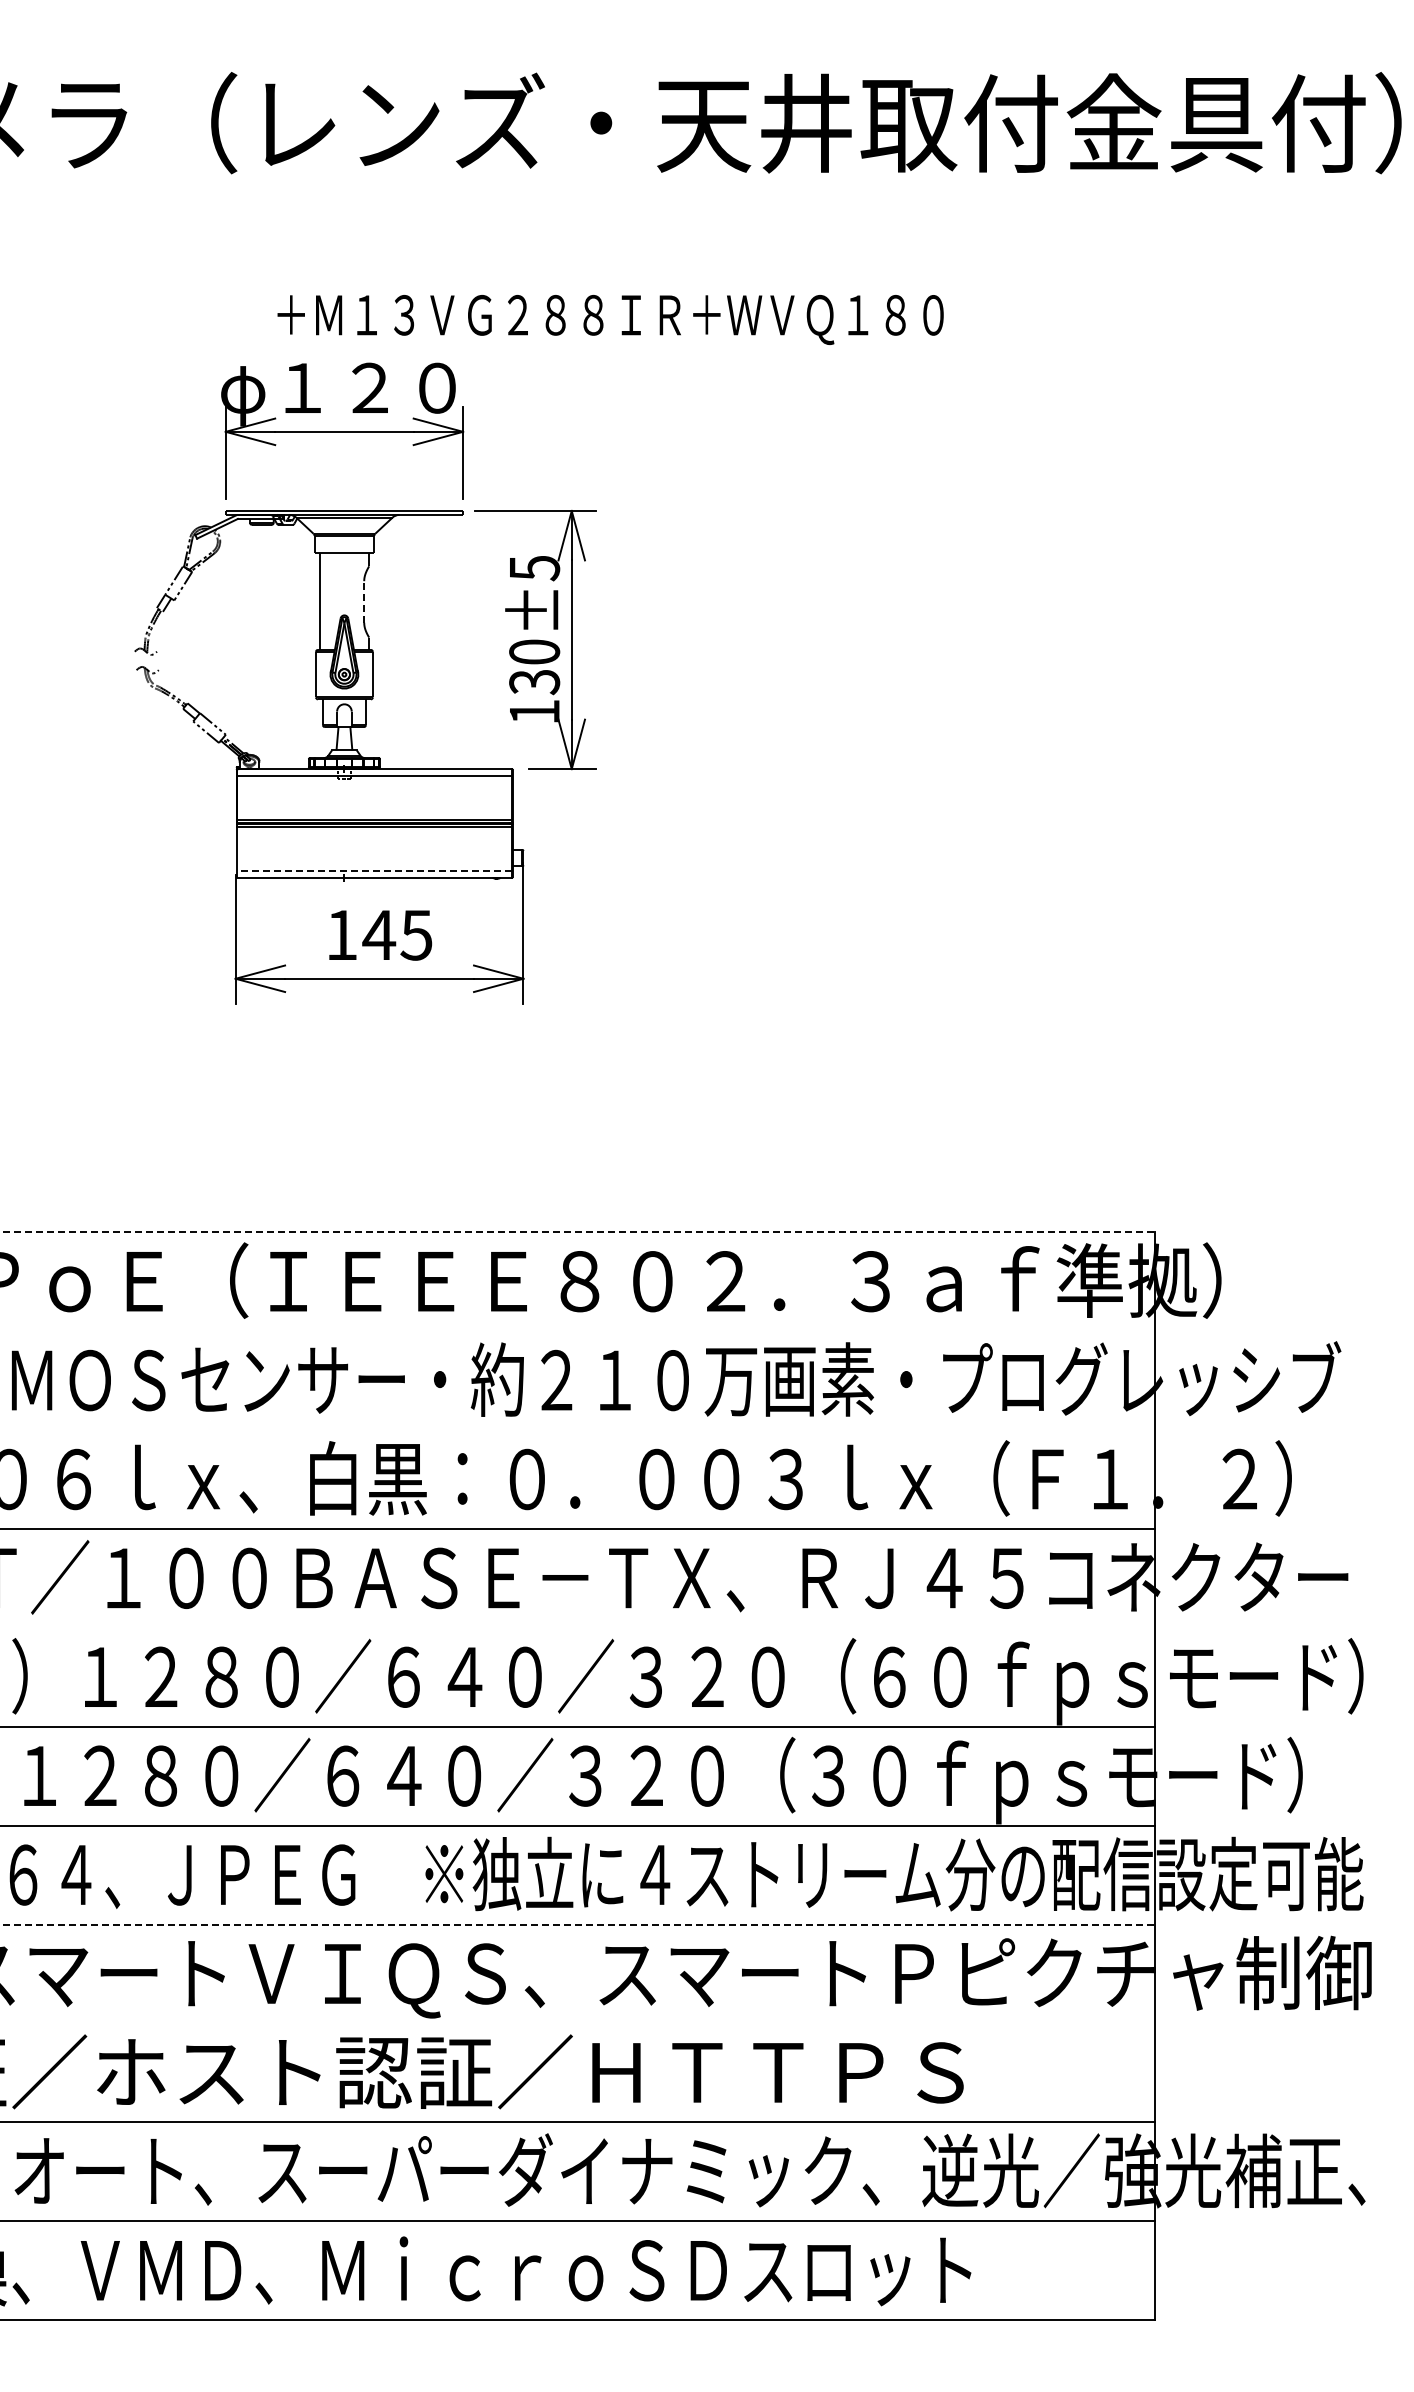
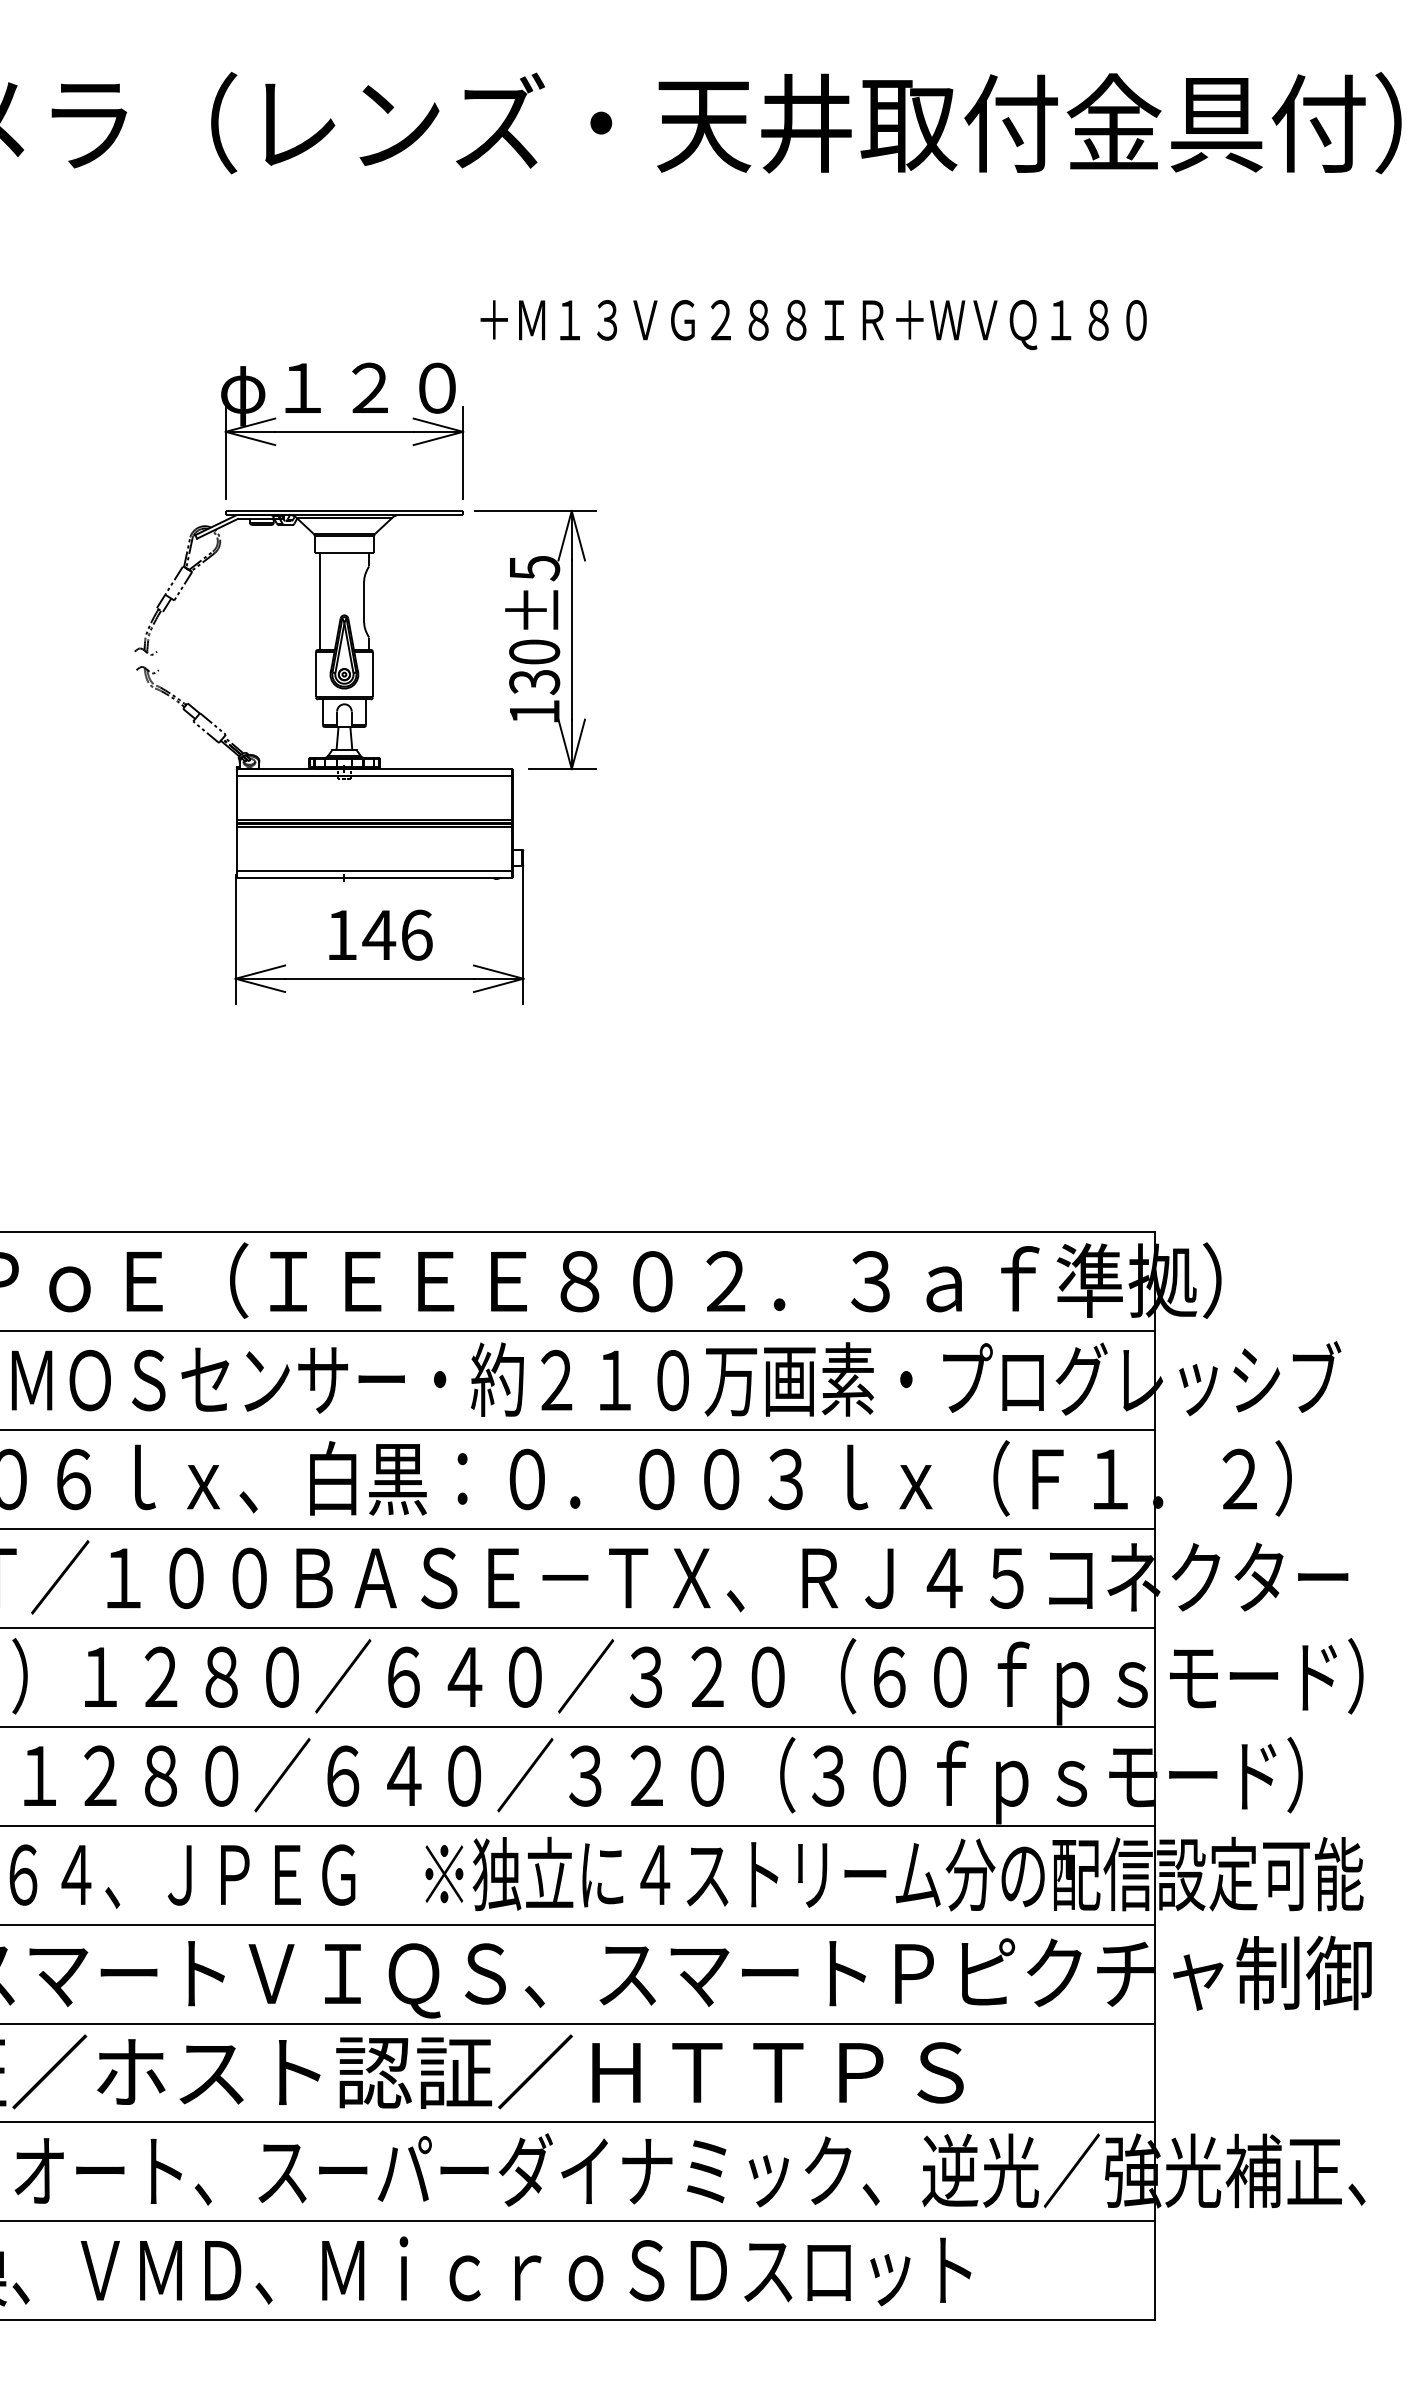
text position: (610, 319) -> (813, 324) (813, 324)
line: dashed -> solid (364, 601)
line: dashed -> solid (374, 870)
text: 145 -> 146 (416, 934)
line: dashed -> solid (578, 1232)
line: none -> present (578, 1331)
line: none -> present (578, 1430)
line: none -> present (578, 1627)
line: dashed -> solid (578, 1924)
line: none -> present (578, 2023)
